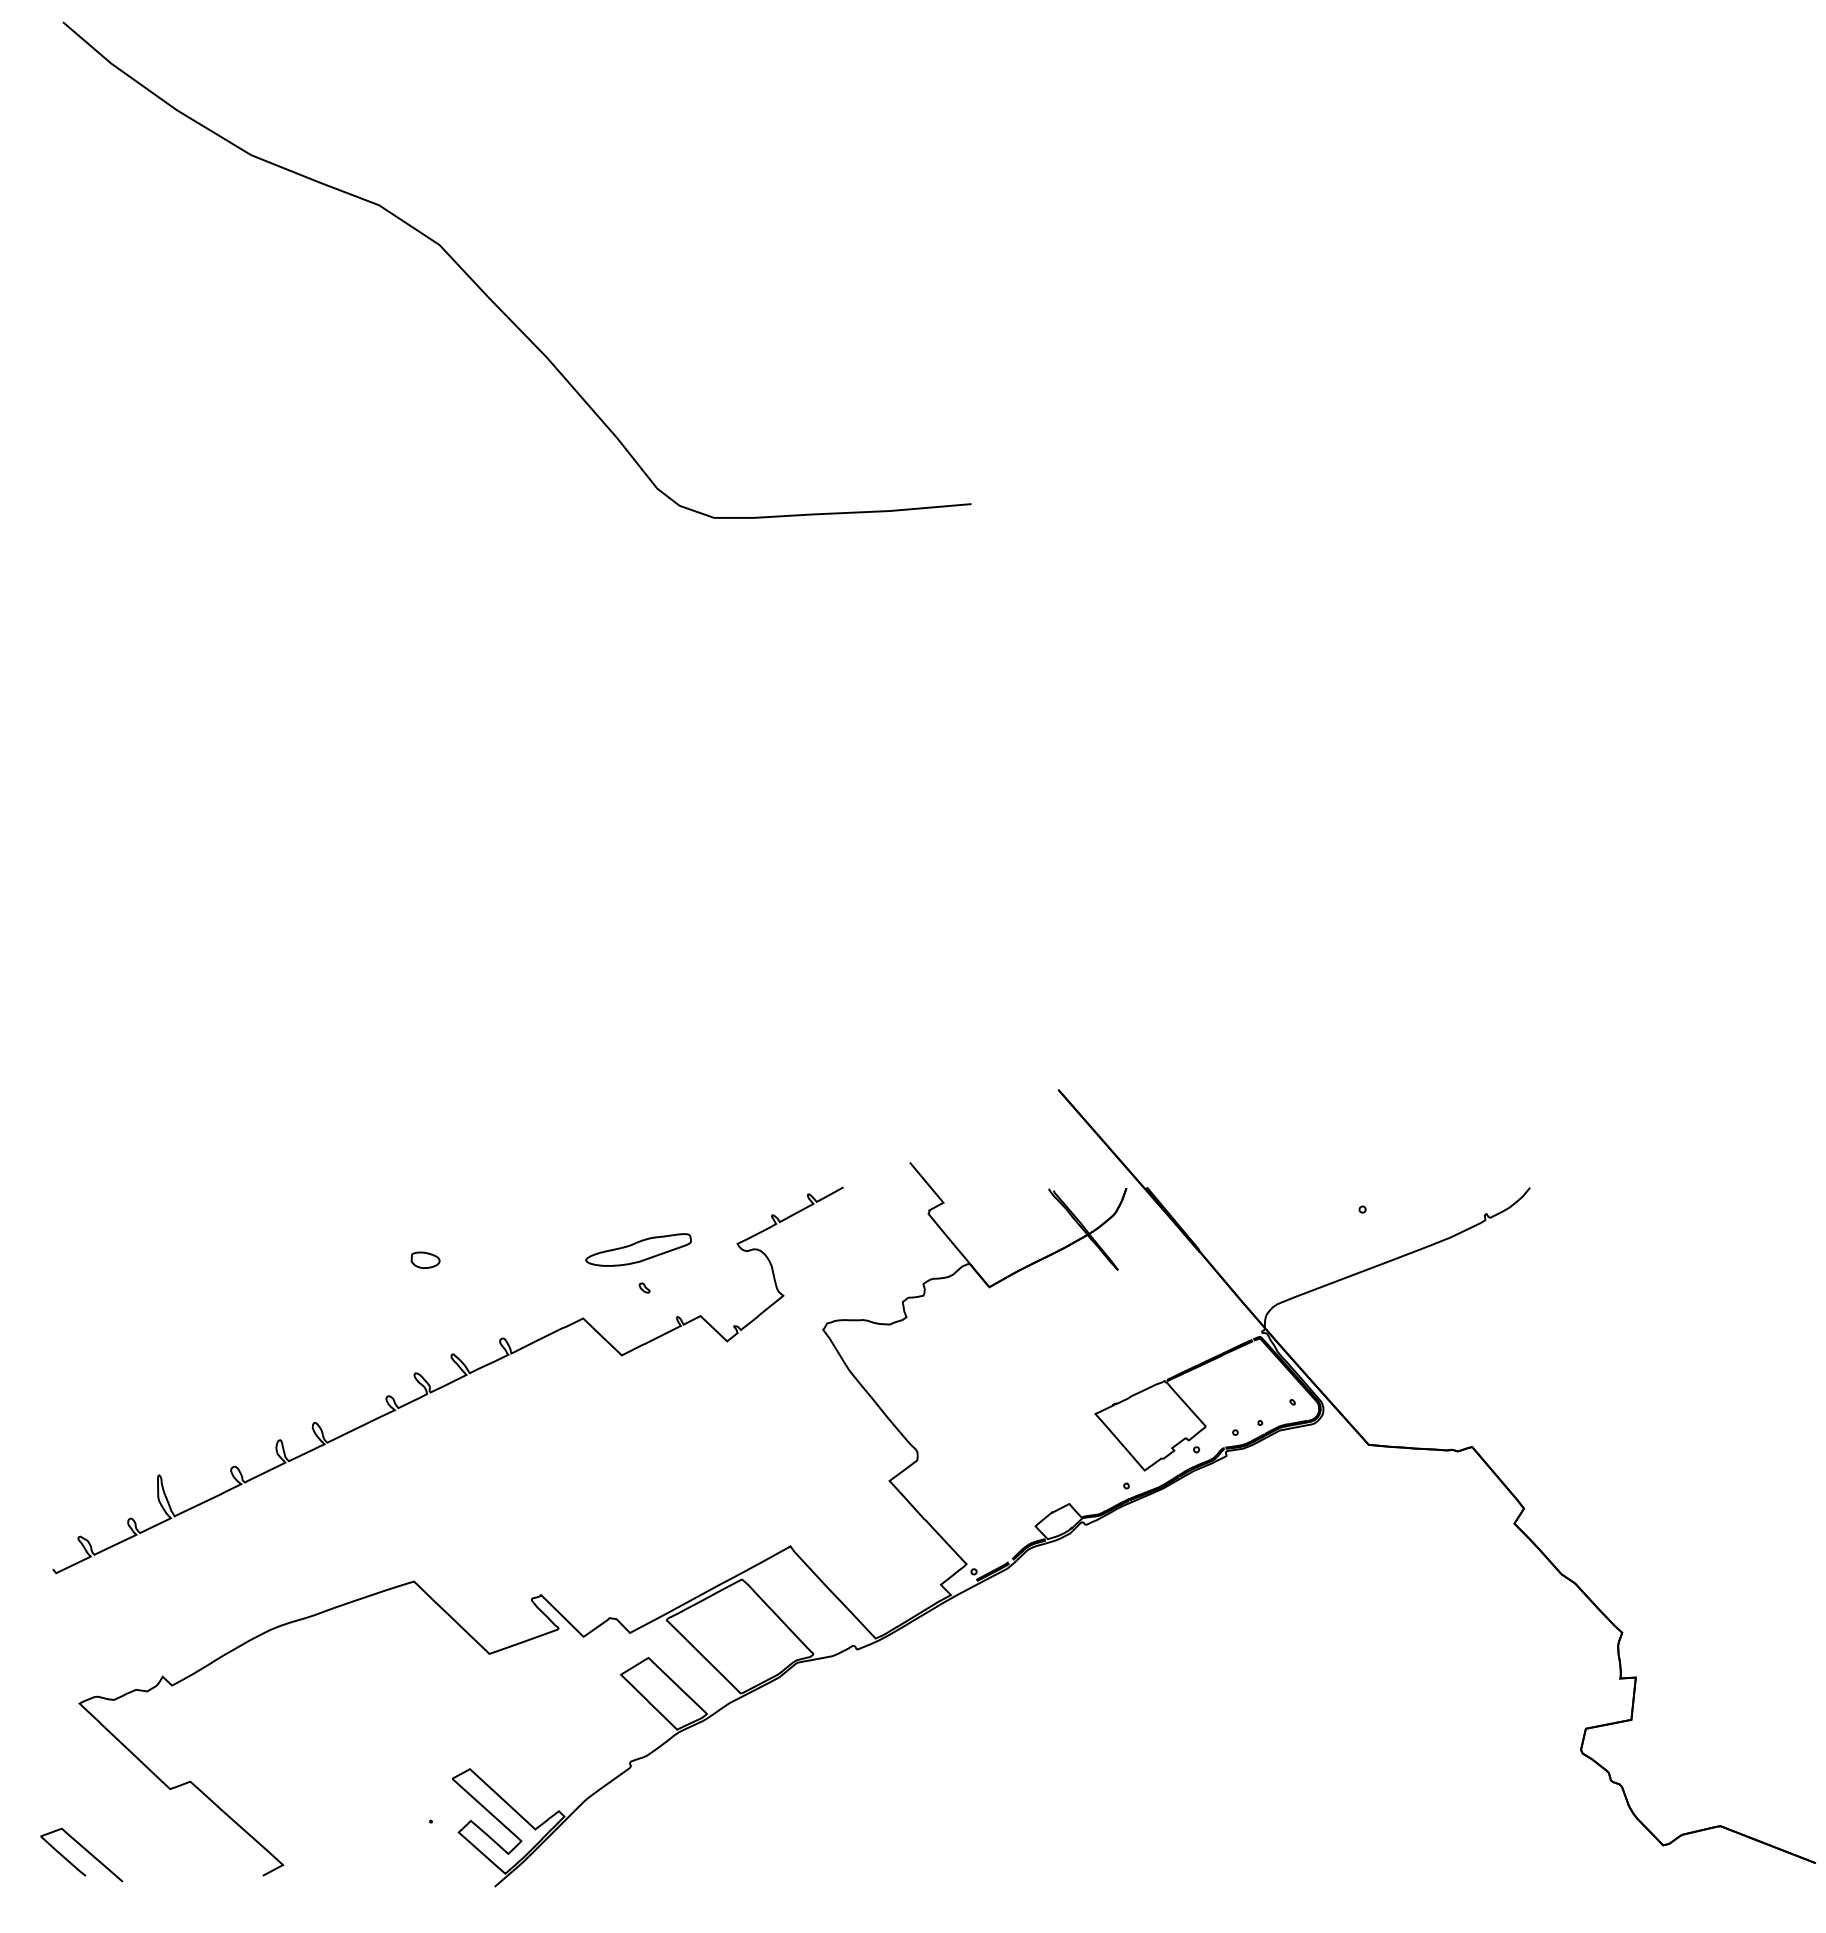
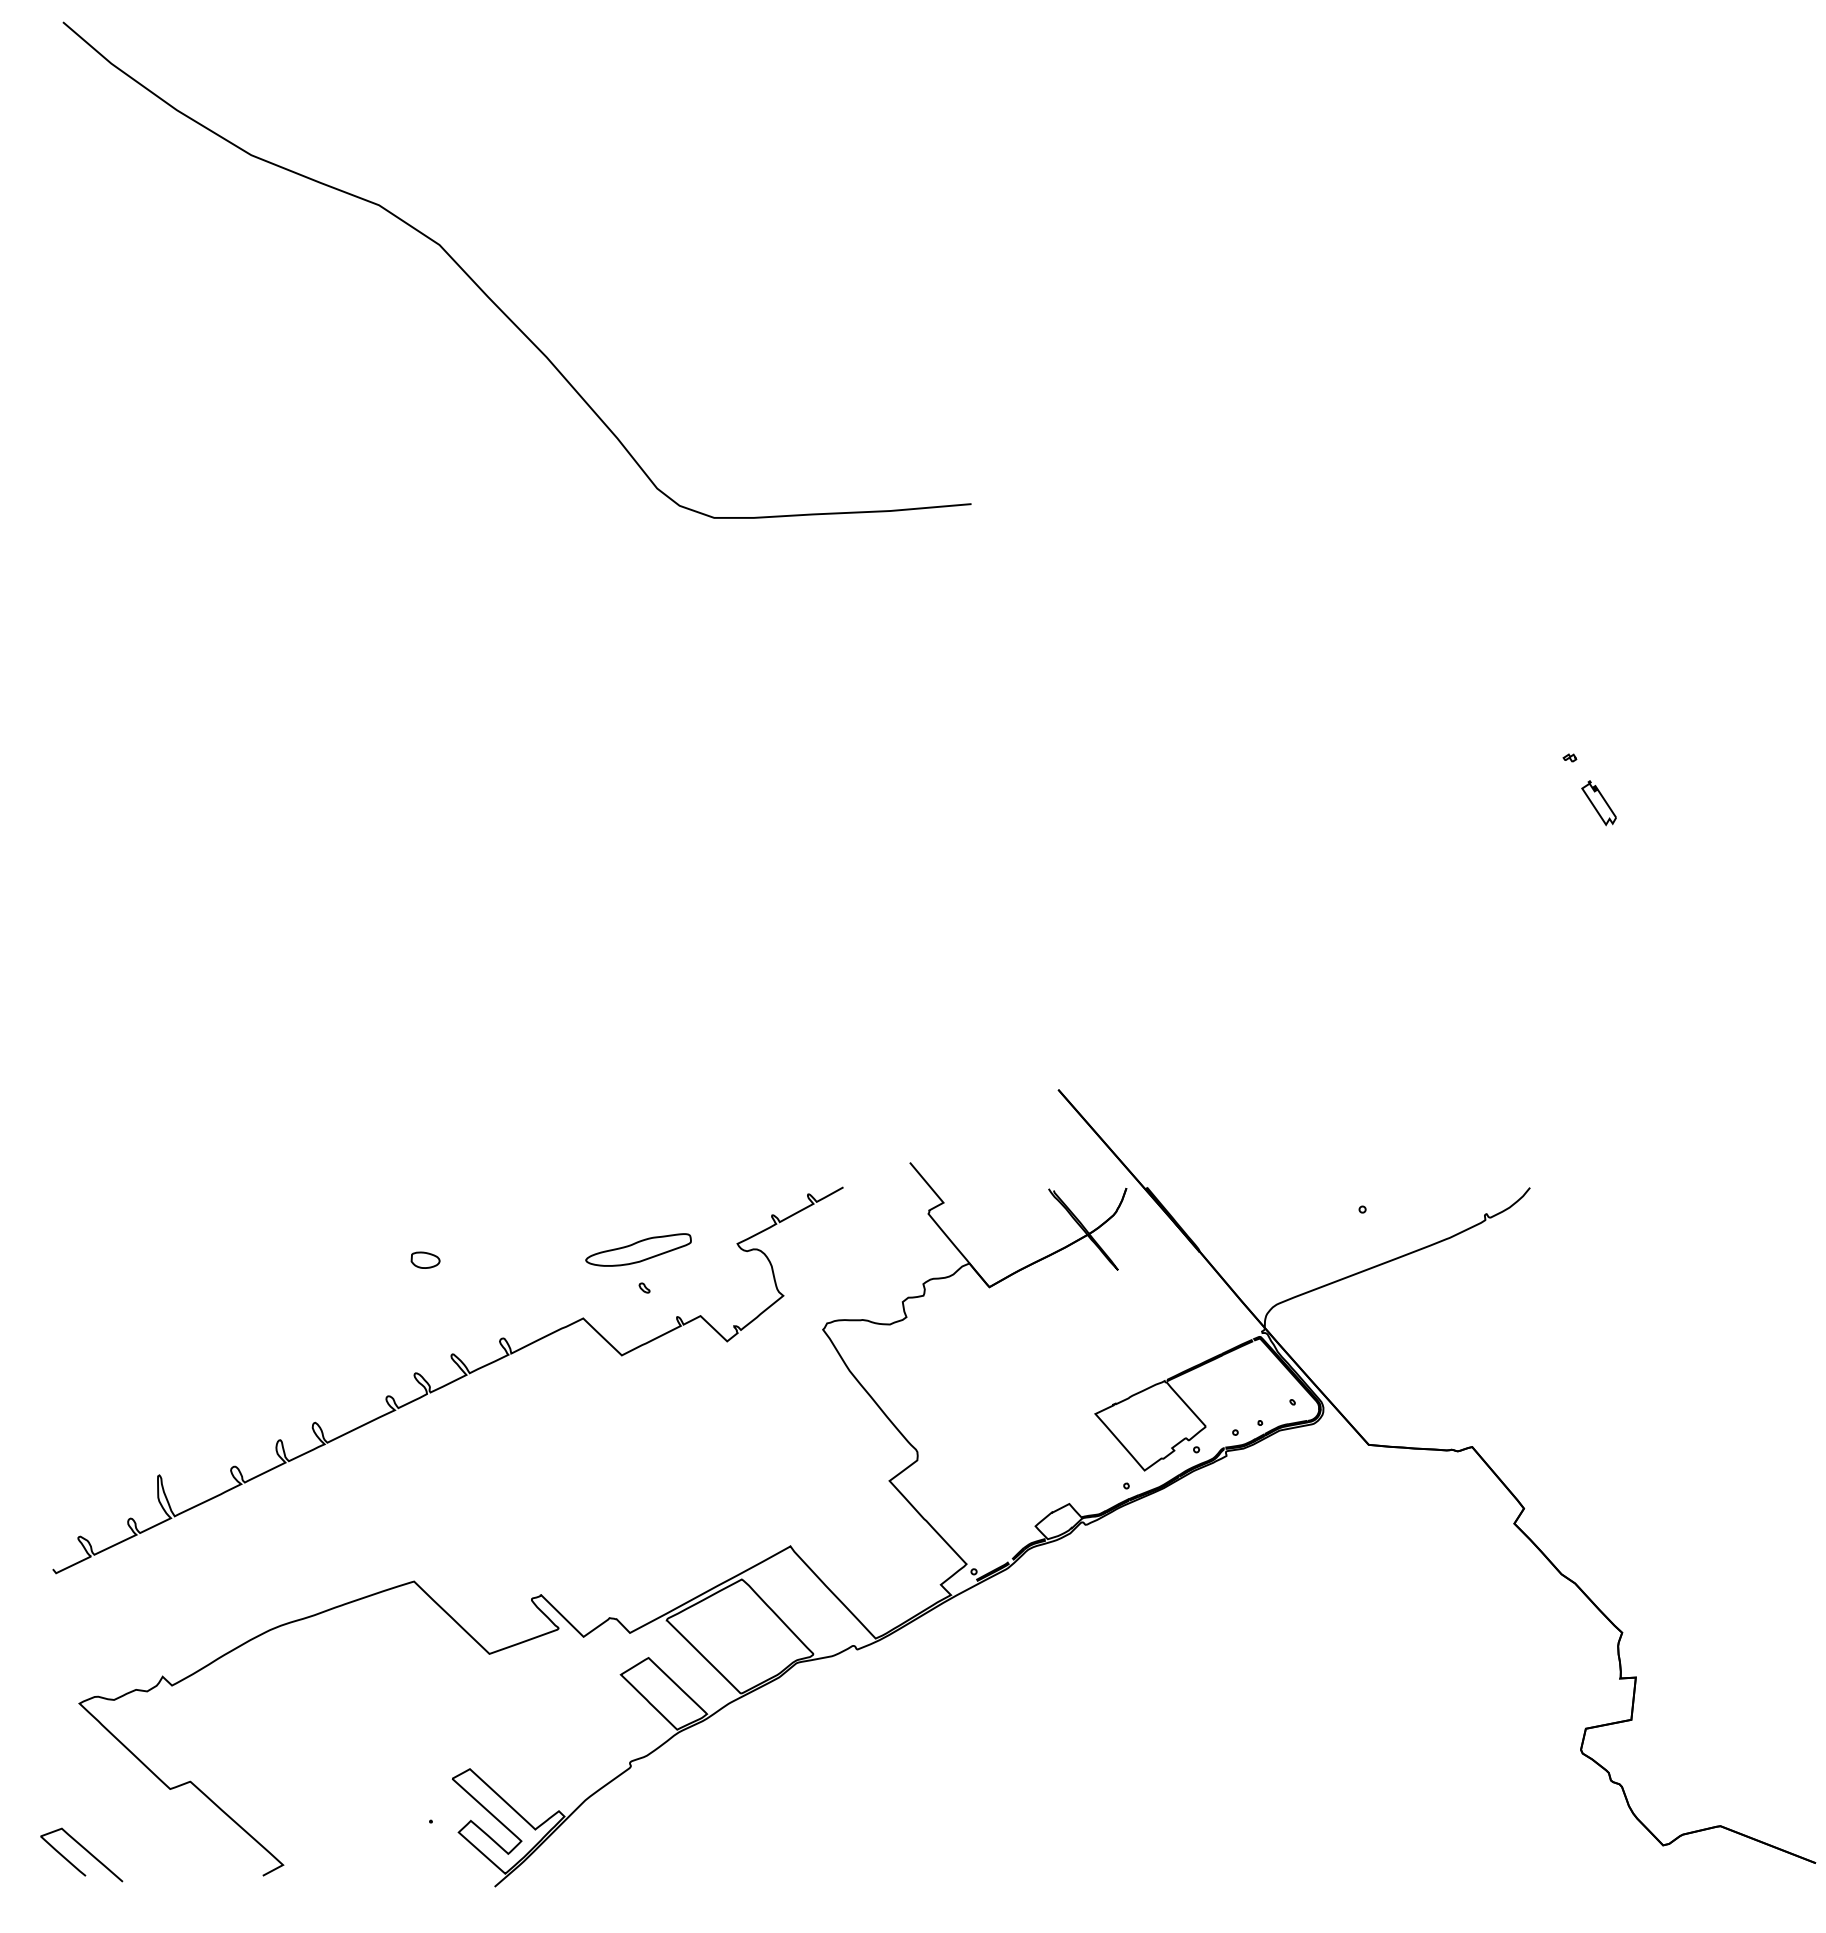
part: none -> present (1589, 789)
